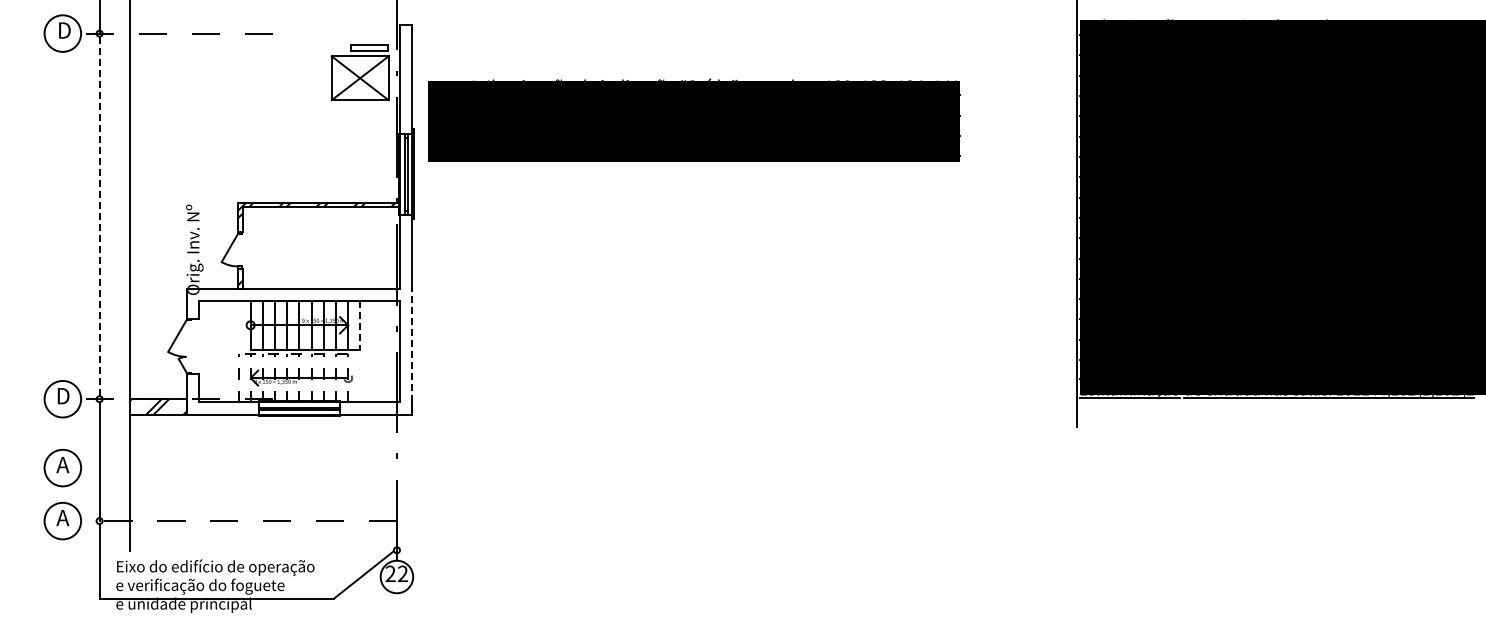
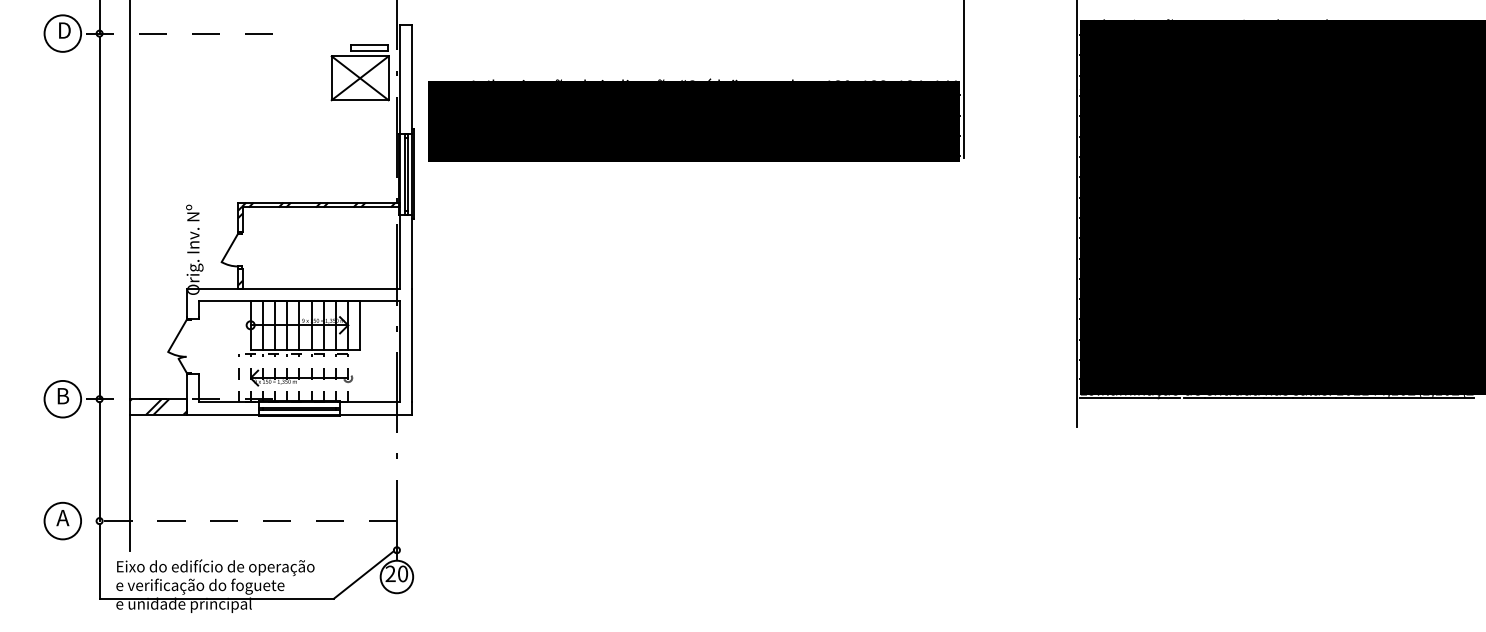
line: none -> present (963, 80)
line: dashed -> solid (99, 218)
line: dashed -> solid (360, 325)
line: dashed -> solid (412, 345)
text: D -> B (64, 396)
part: present -> none (62, 467)
text: 22 -> 20 (402, 573)
